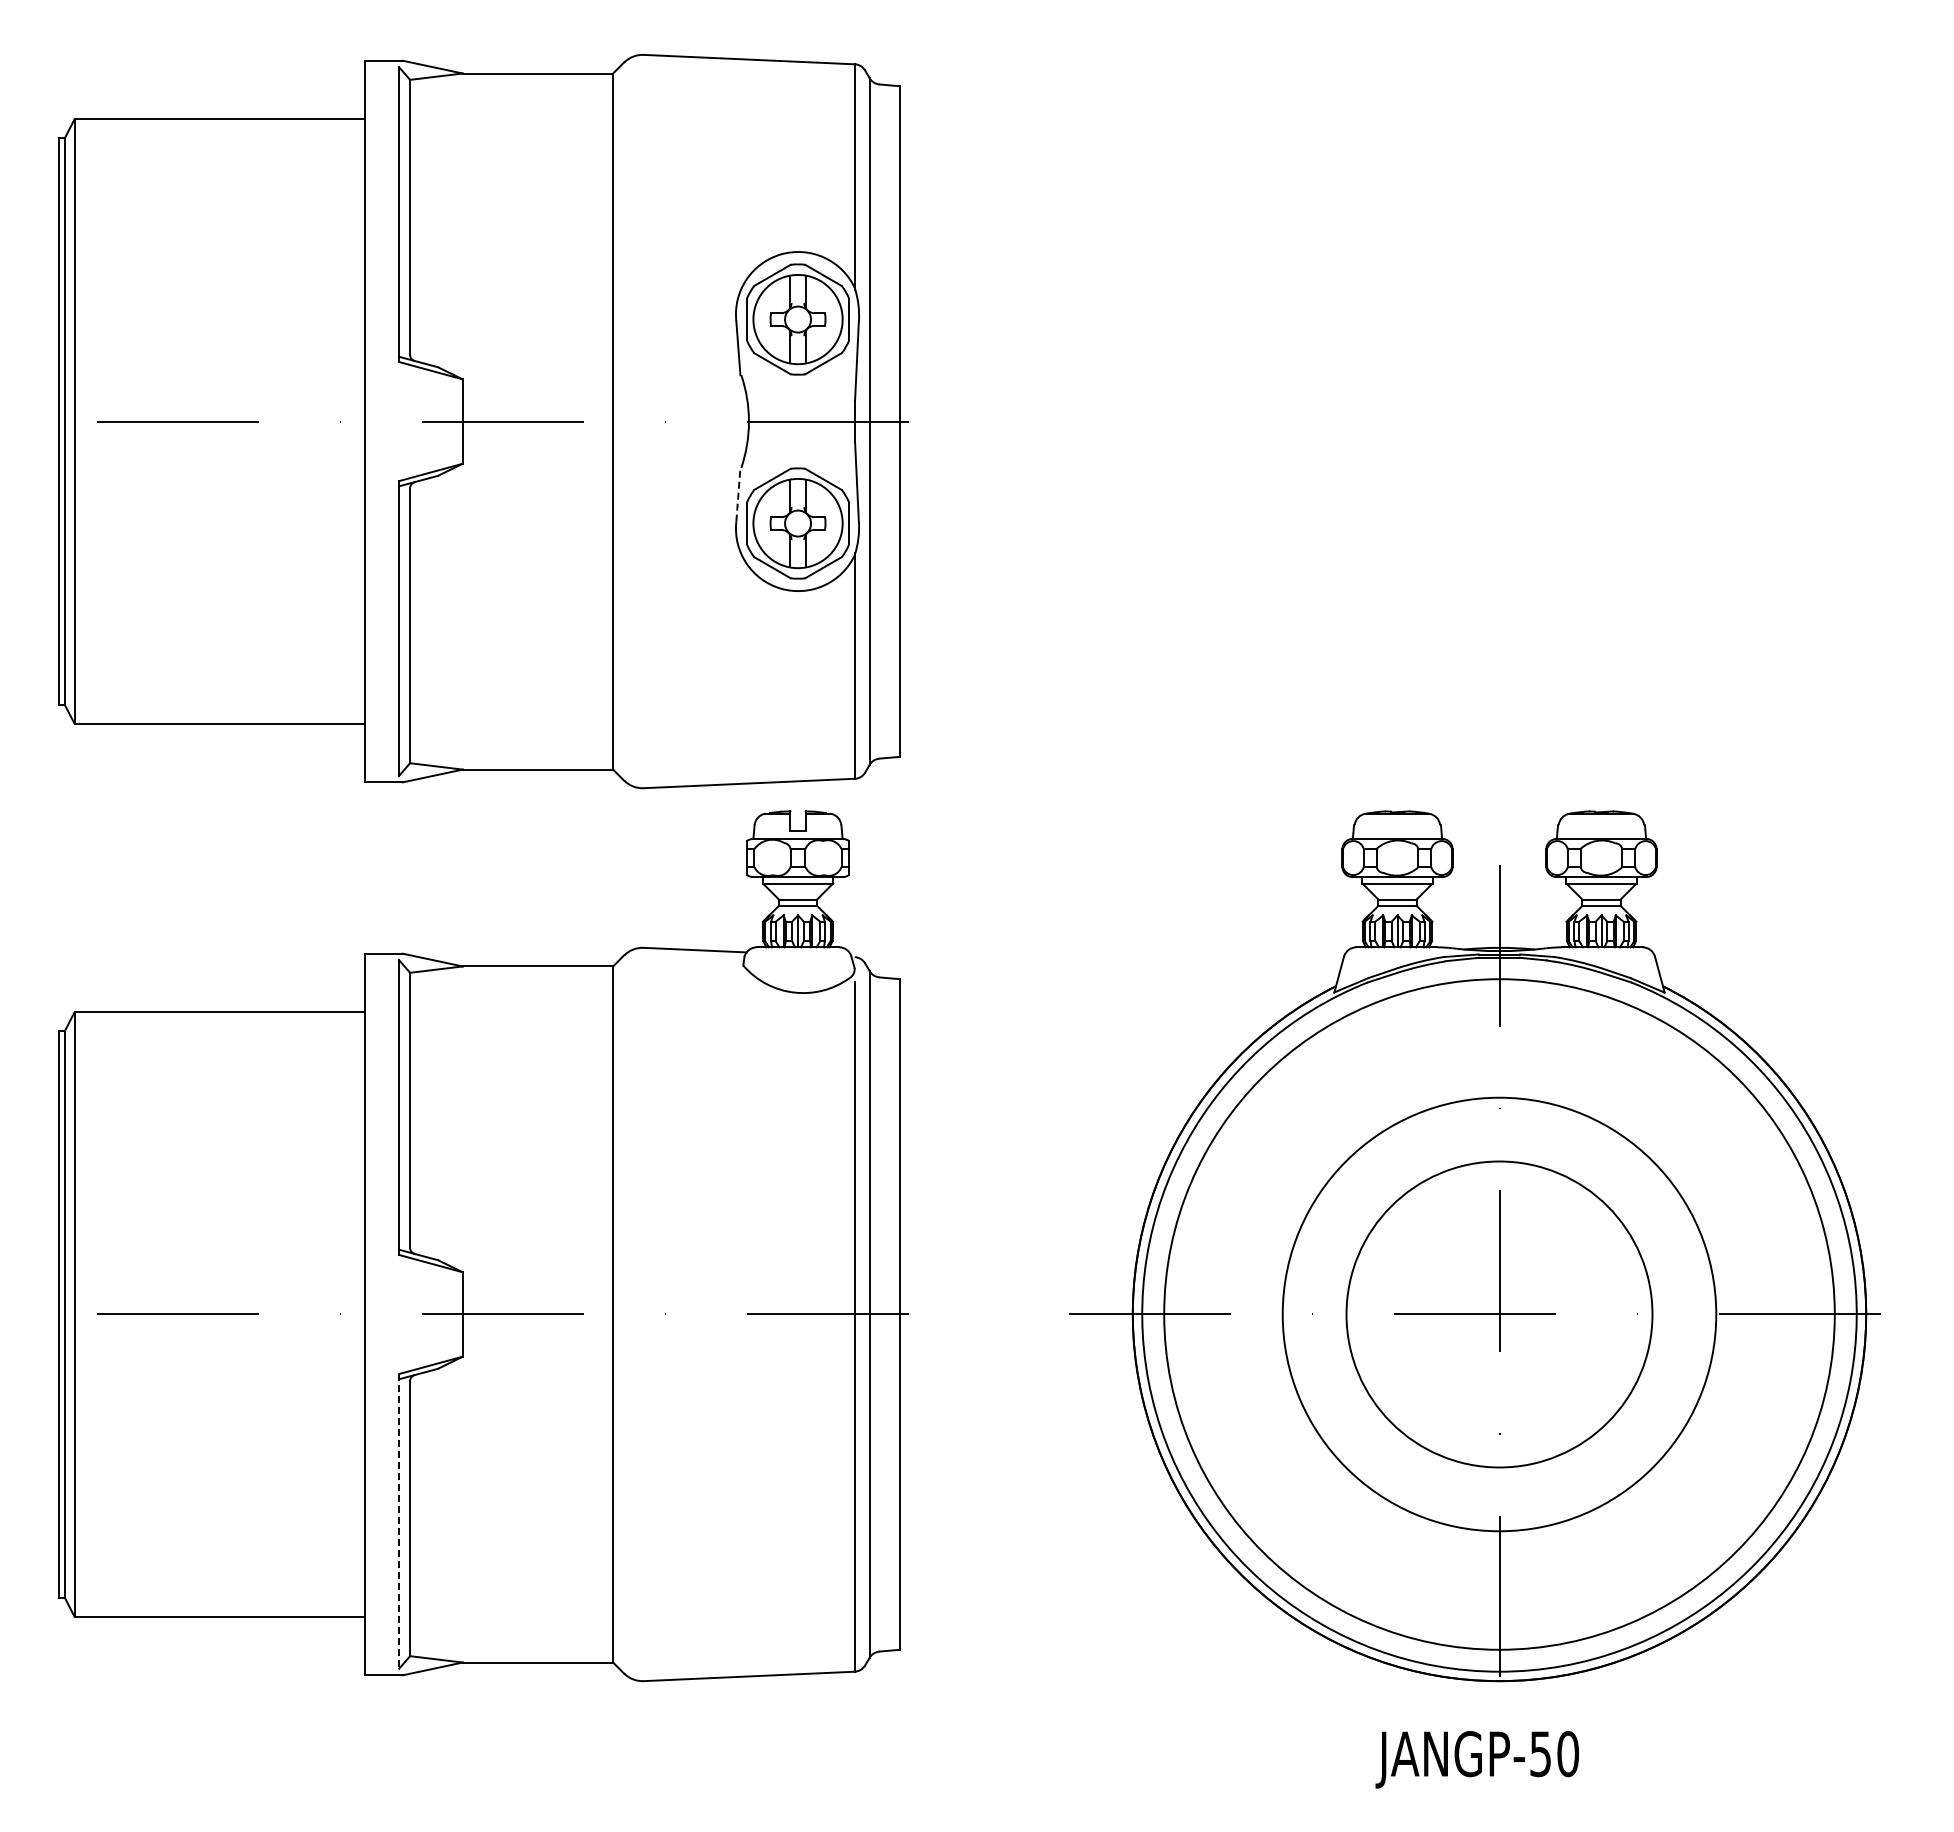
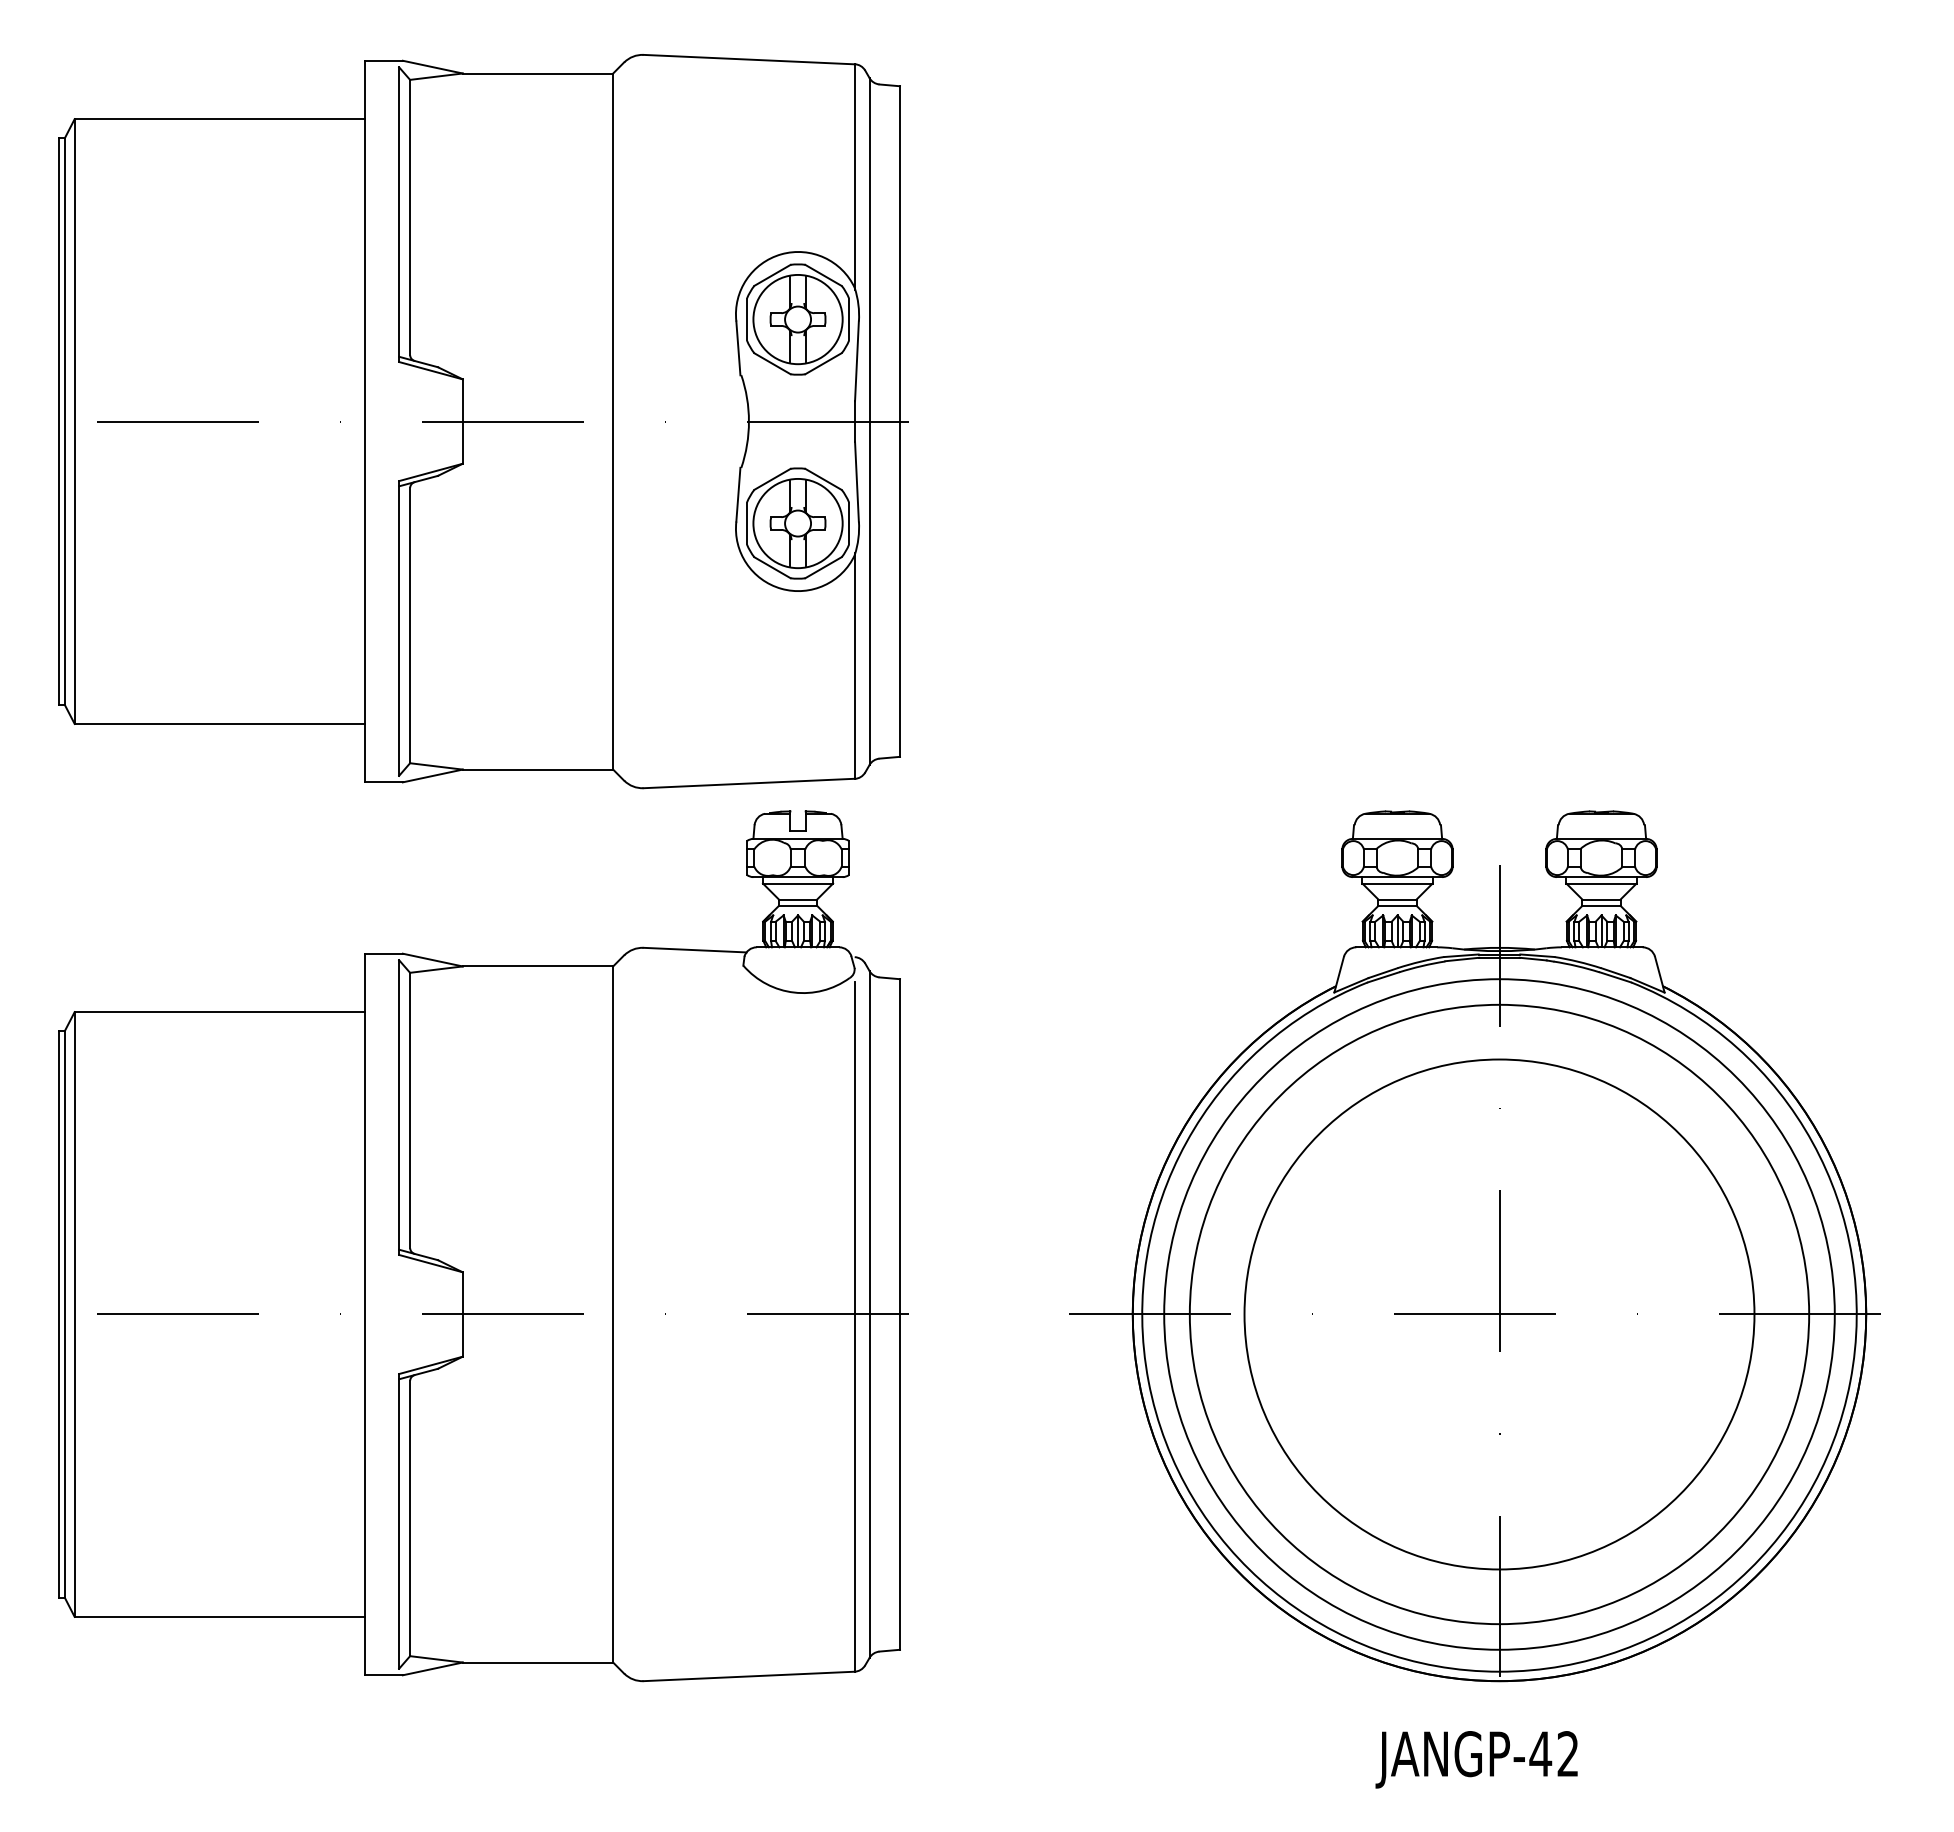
line: dashed -> solid (738, 494)
circle diameter: 306 px -> 510 px (1499, 1314)
circle diameter: 434 px -> 619 px (1499, 1314)
line: dashed -> solid (399, 1521)
text: JANGP-50 -> JANGP-42 (1554, 1754)
